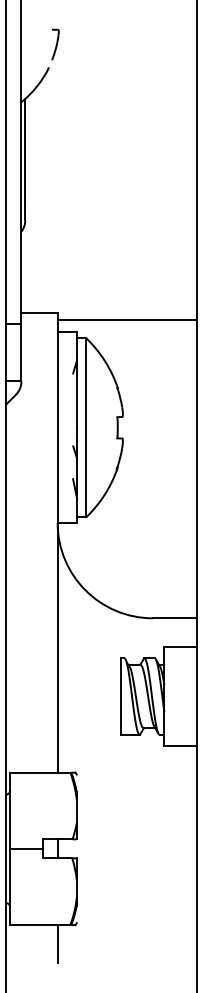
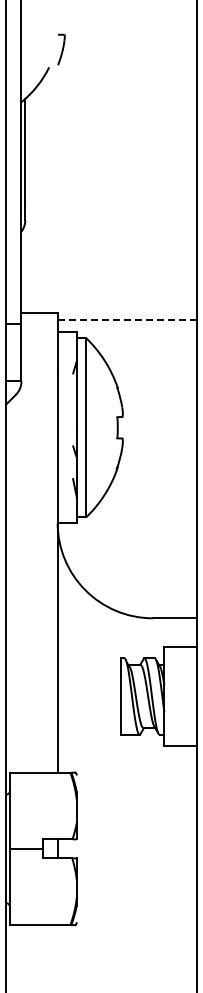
part position: (55, 44) -> (61, 49) (61, 49)
line: solid -> dashed (127, 319)
line: present -> none (57, 944)
